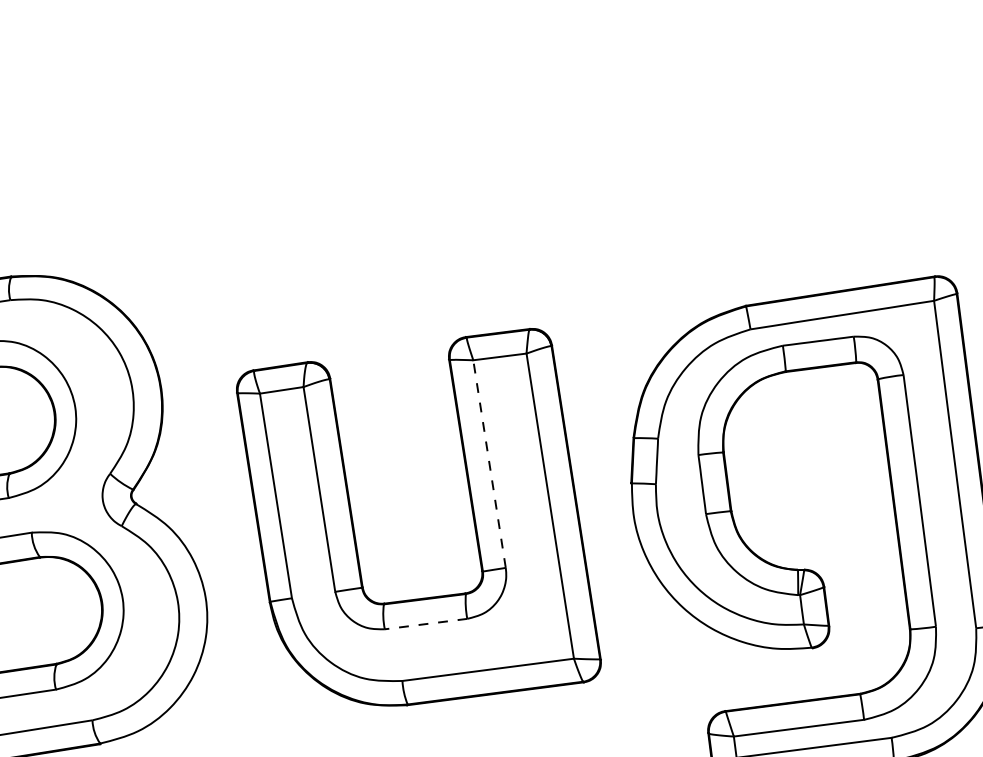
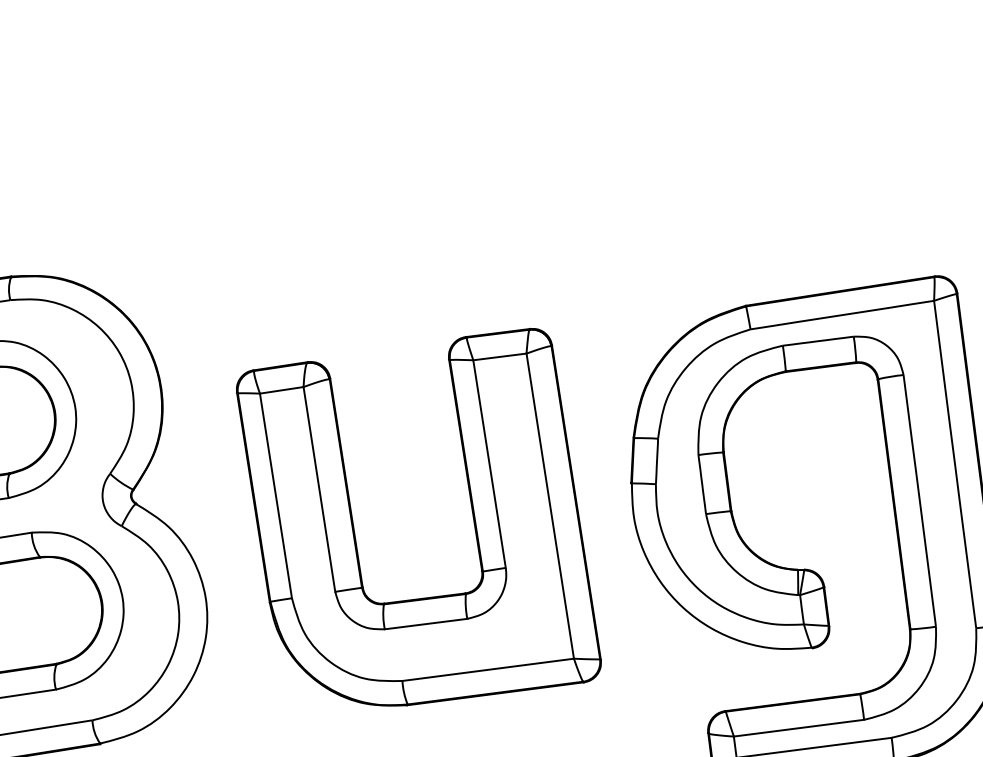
line: dashed -> solid (489, 463)
line: dashed -> solid (426, 624)
